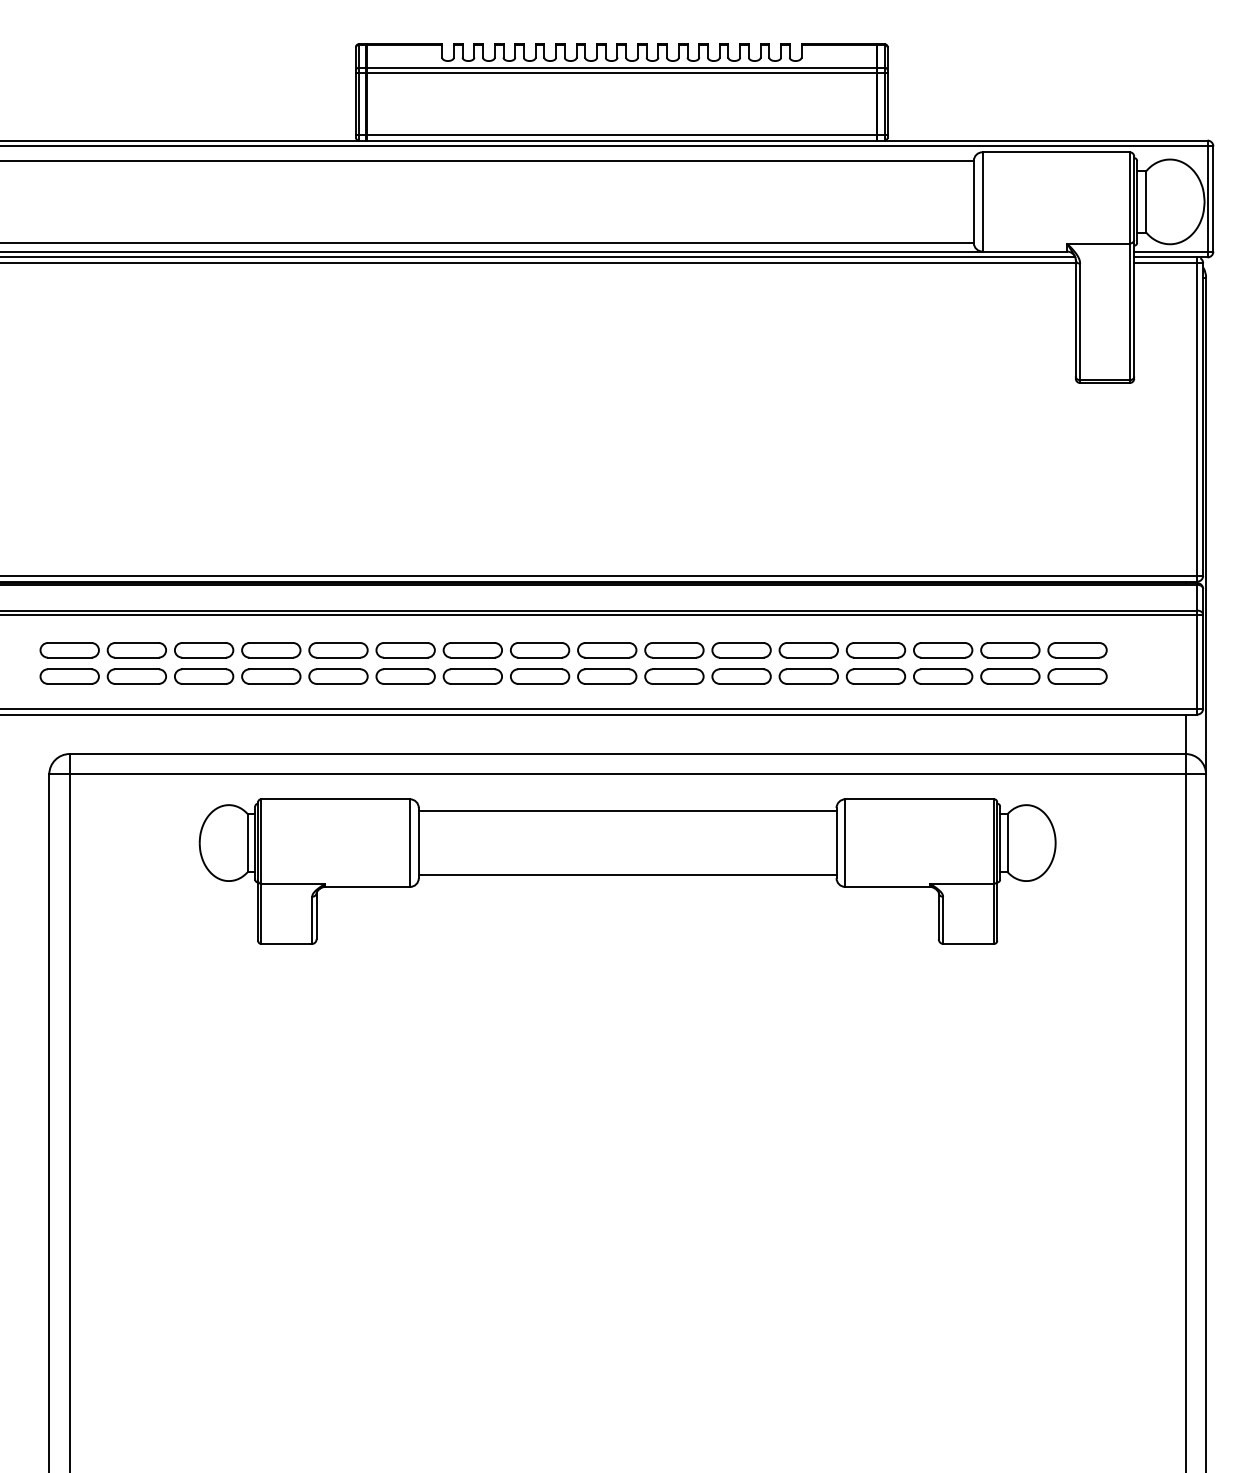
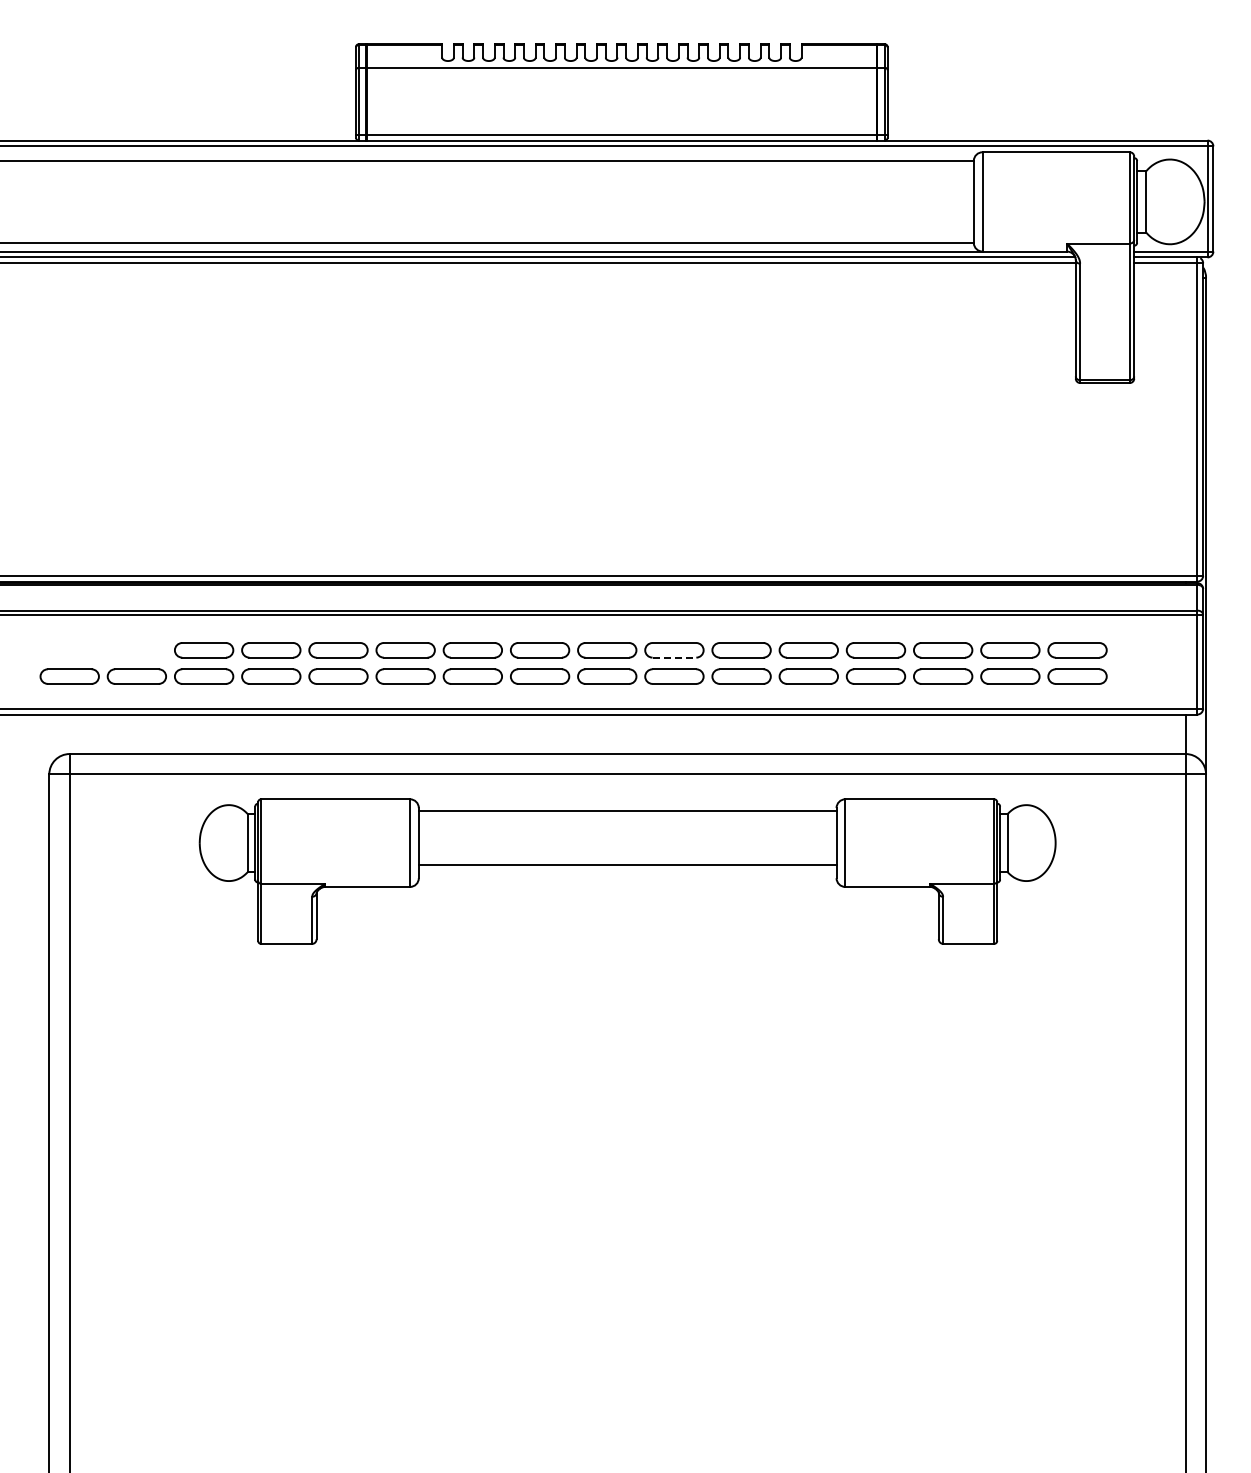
line: present -> none (621, 72)
part: present -> none (102, 650)
line: solid -> dashed (674, 657)
line position: (627, 875) -> (627, 865) (627, 865)
